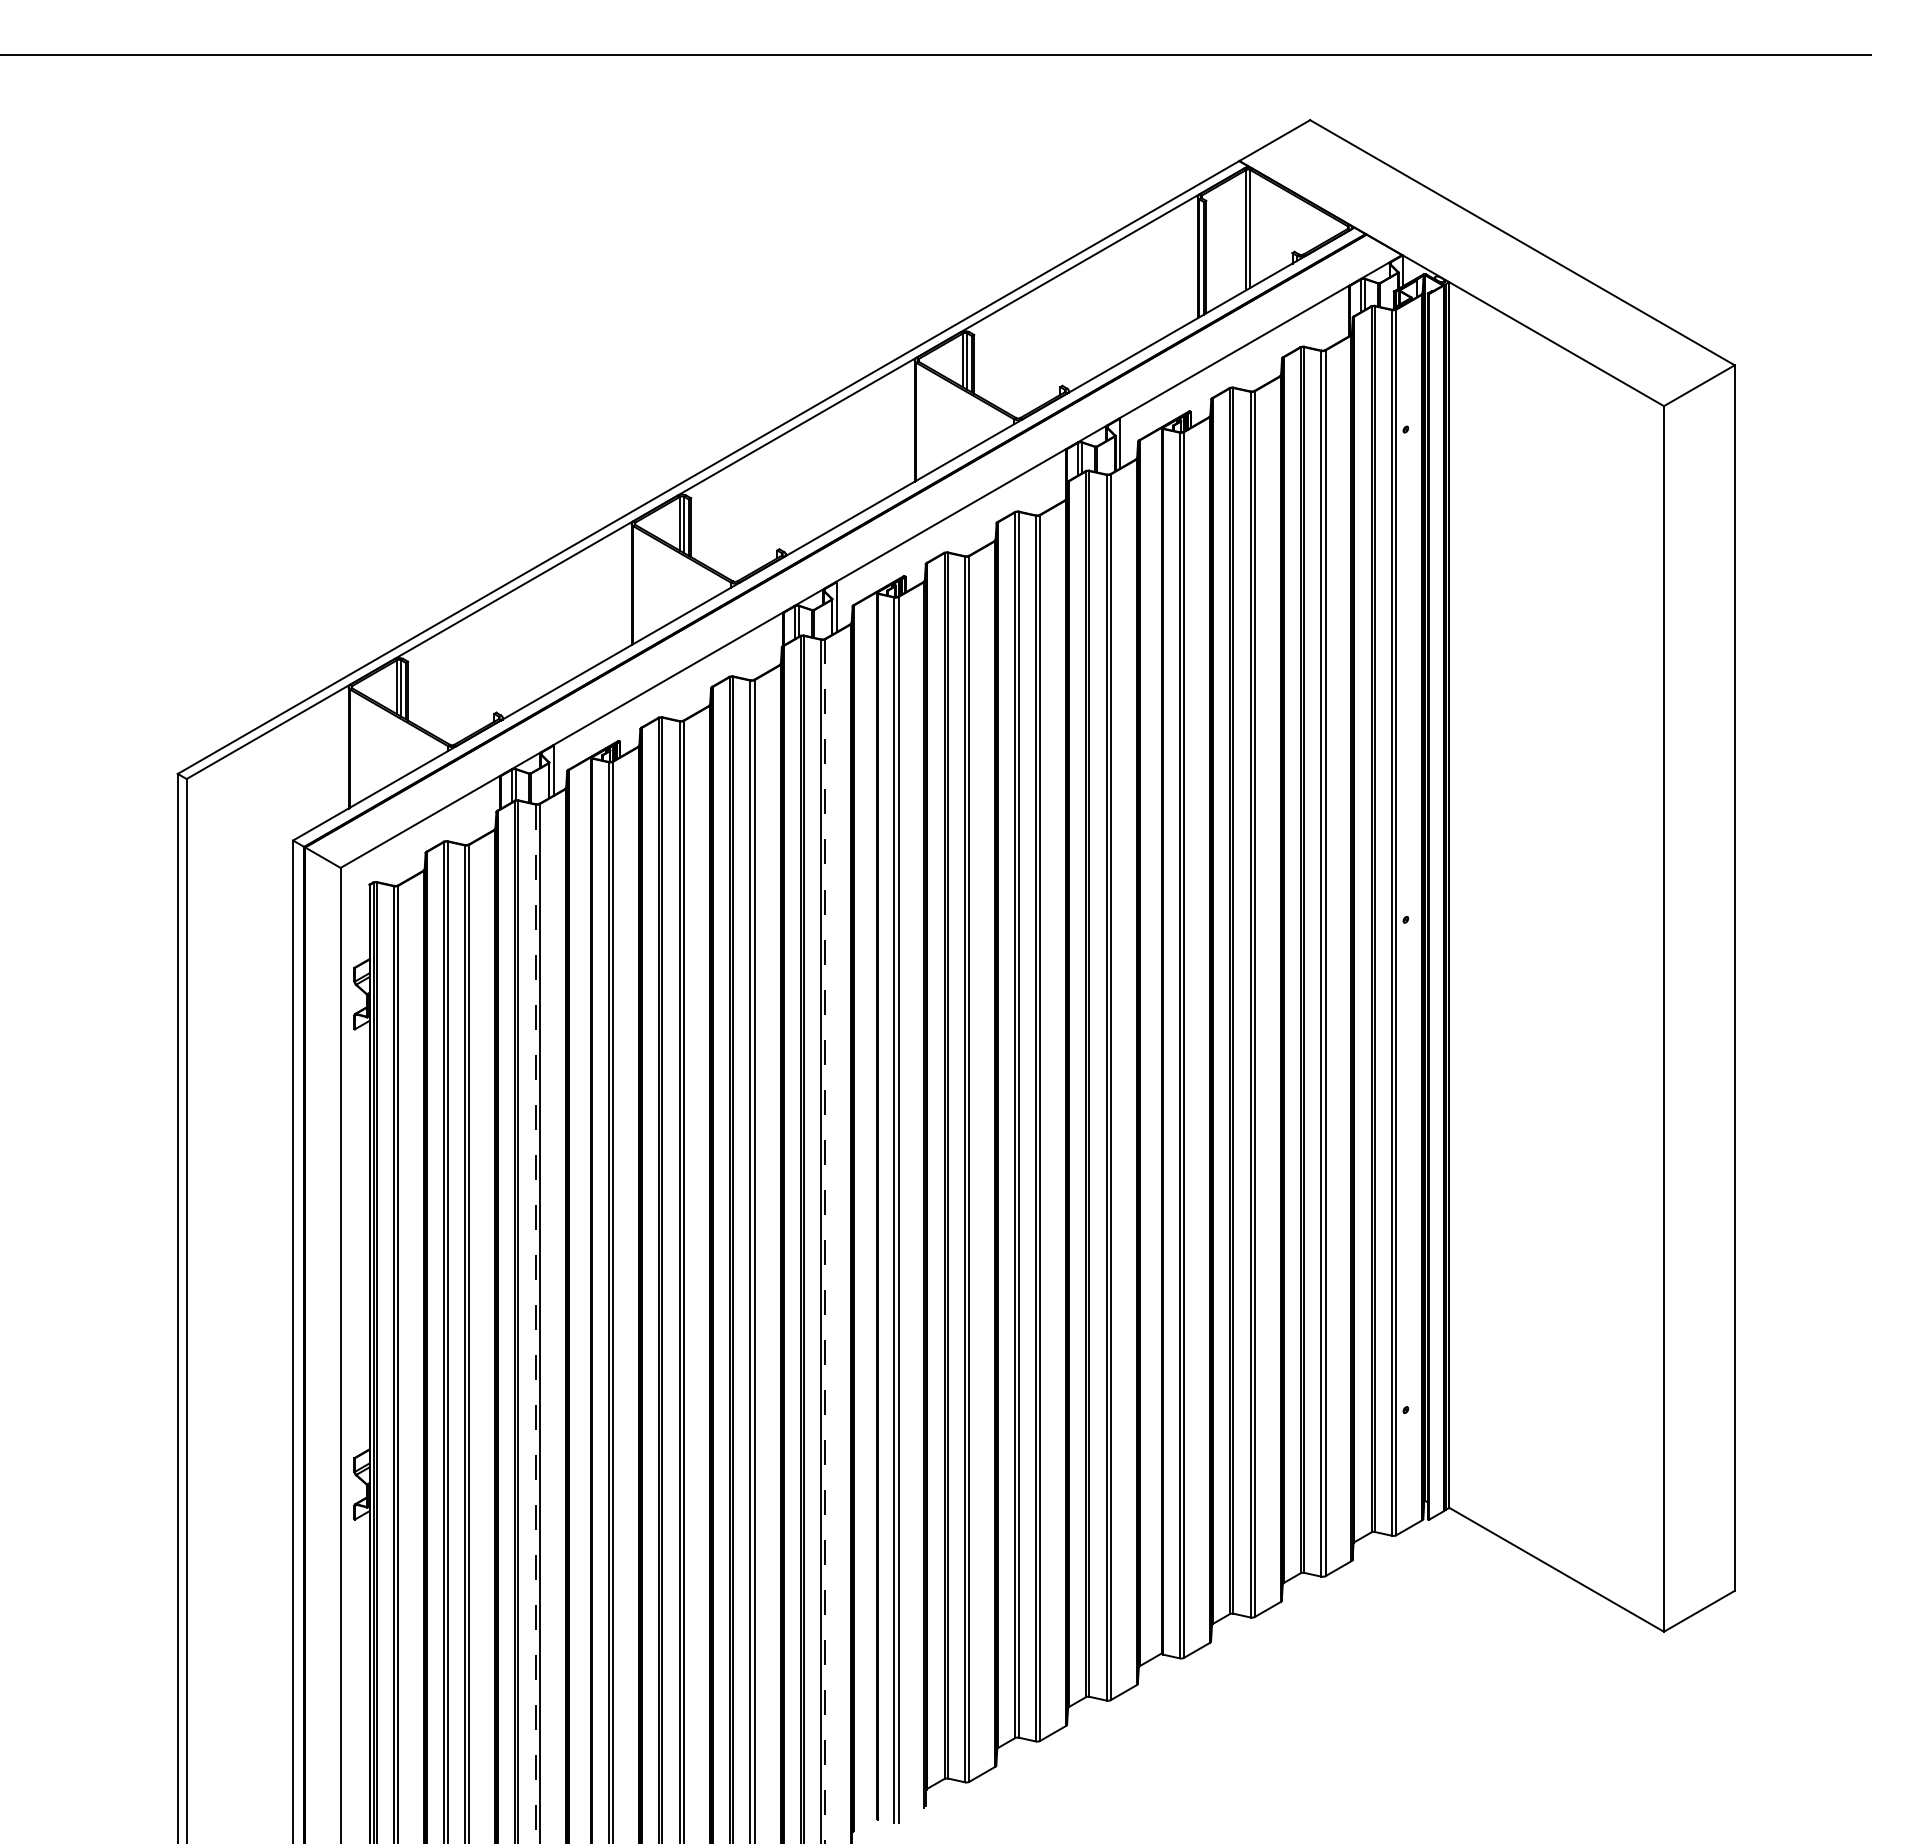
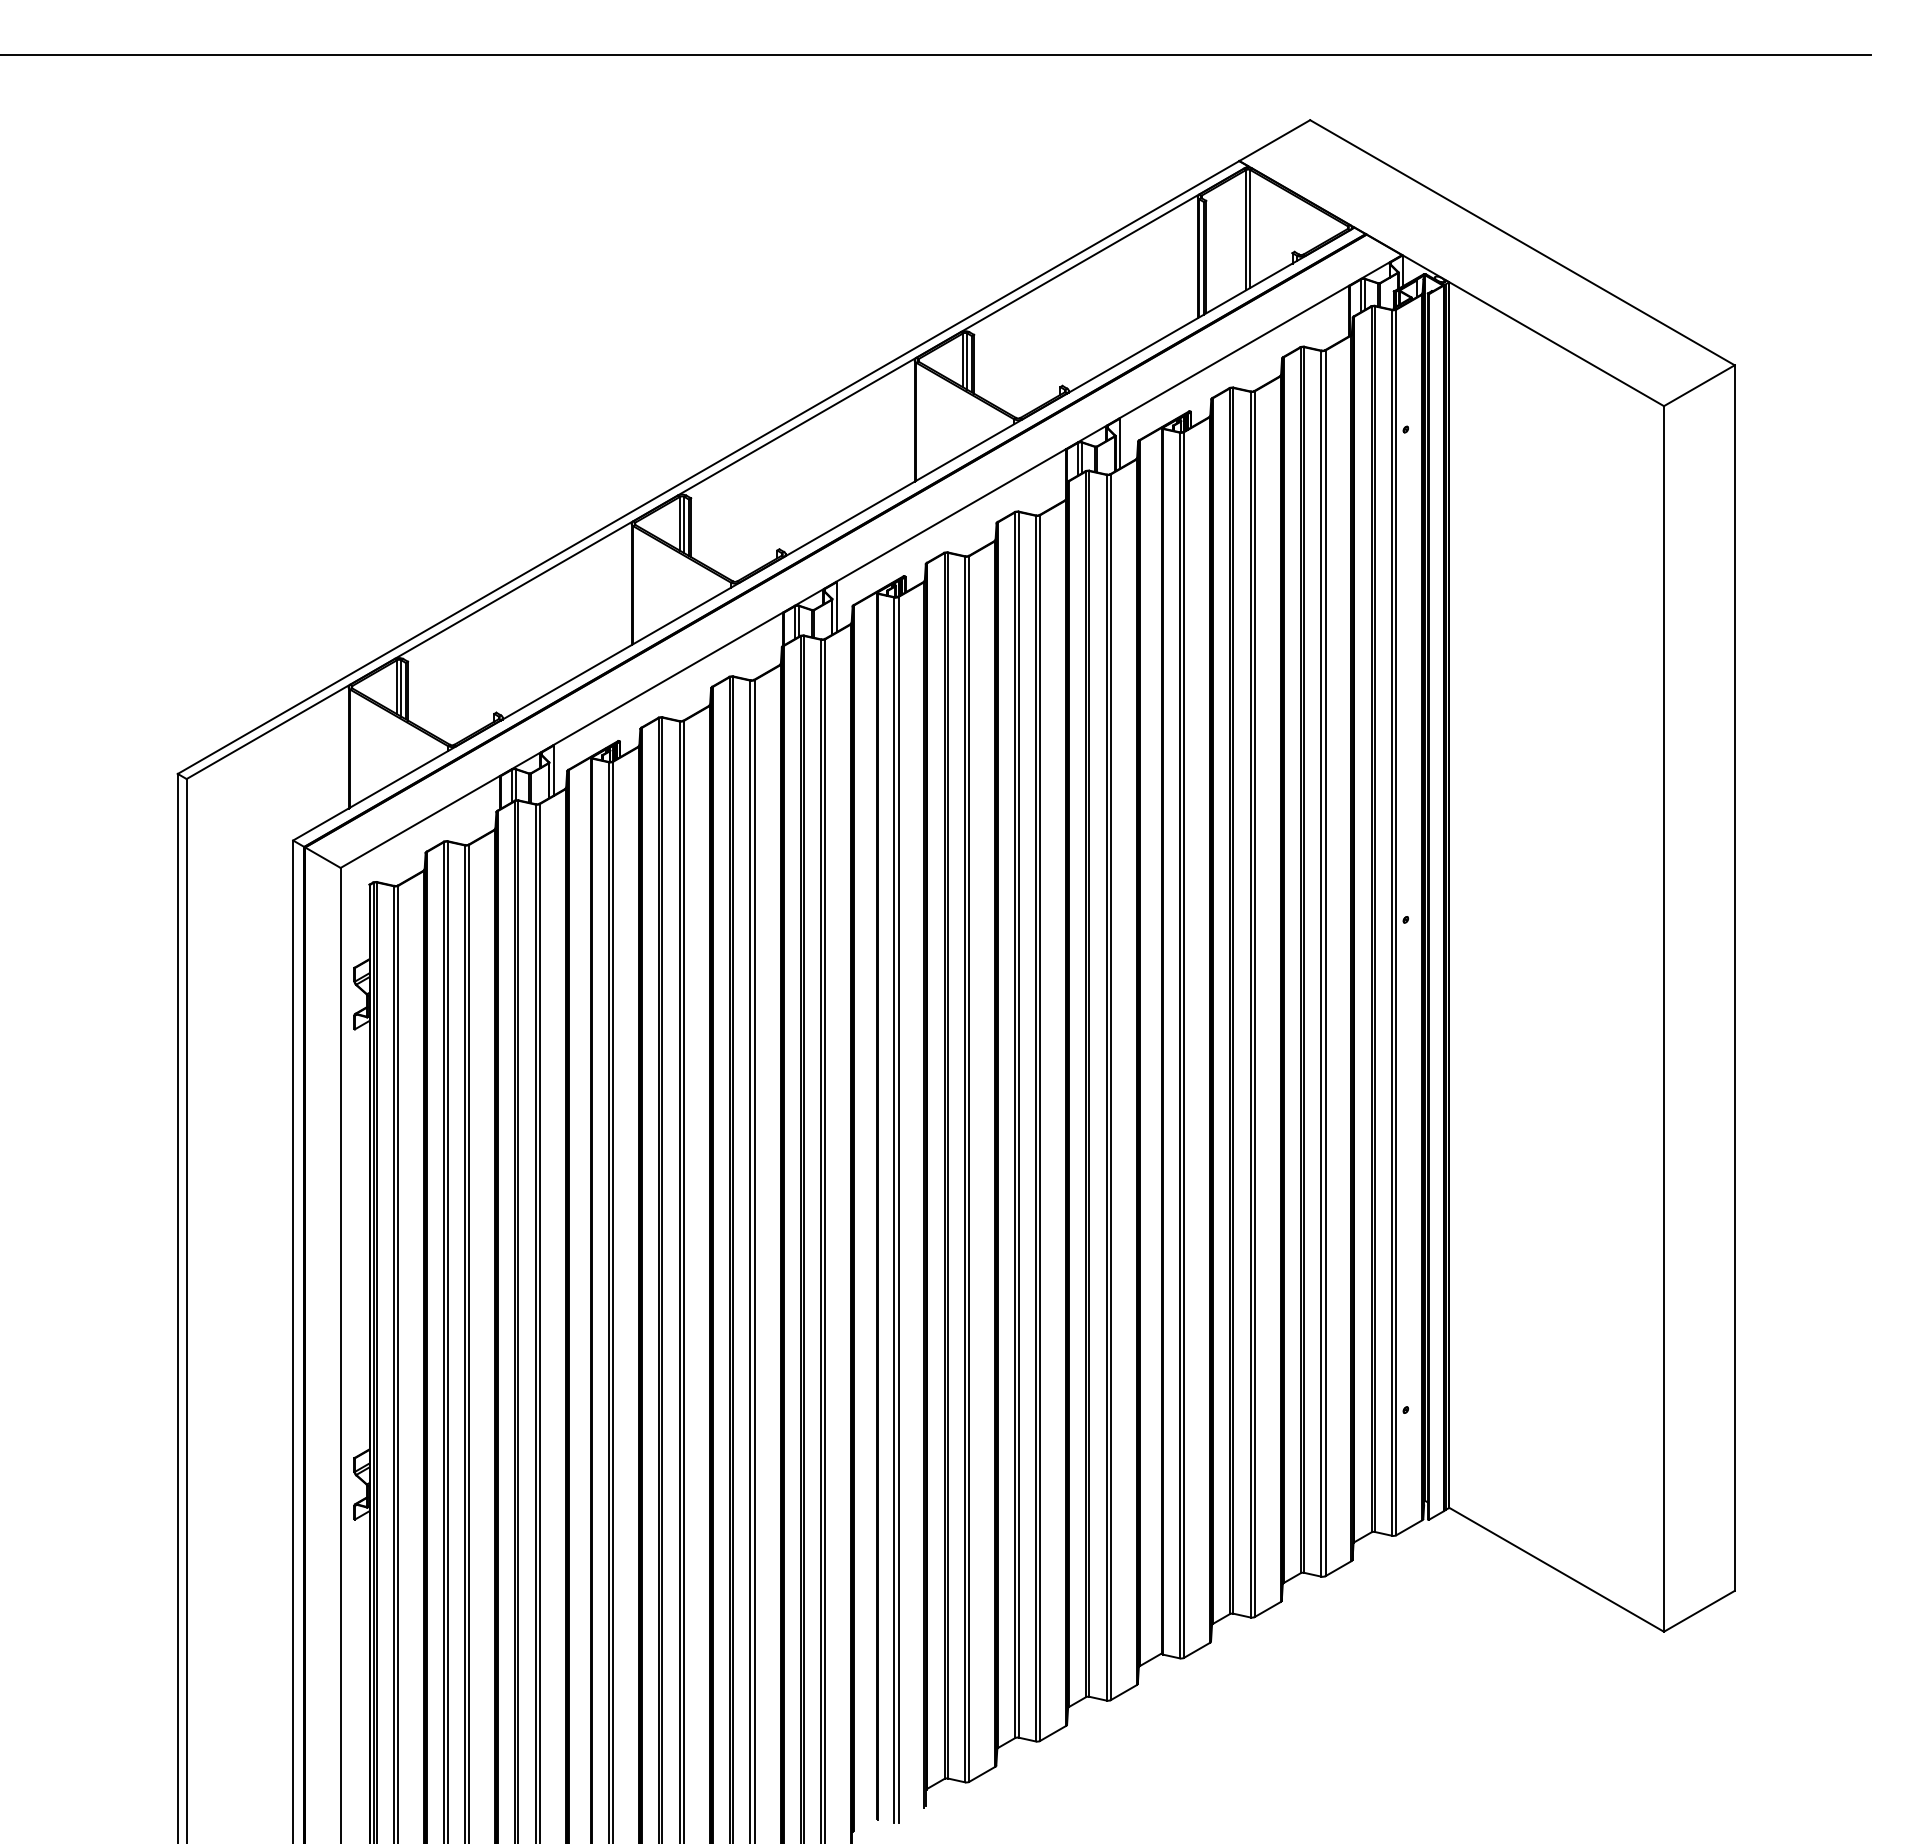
line: dashed -> solid (825, 1242)
line: dashed -> solid (535, 1324)
